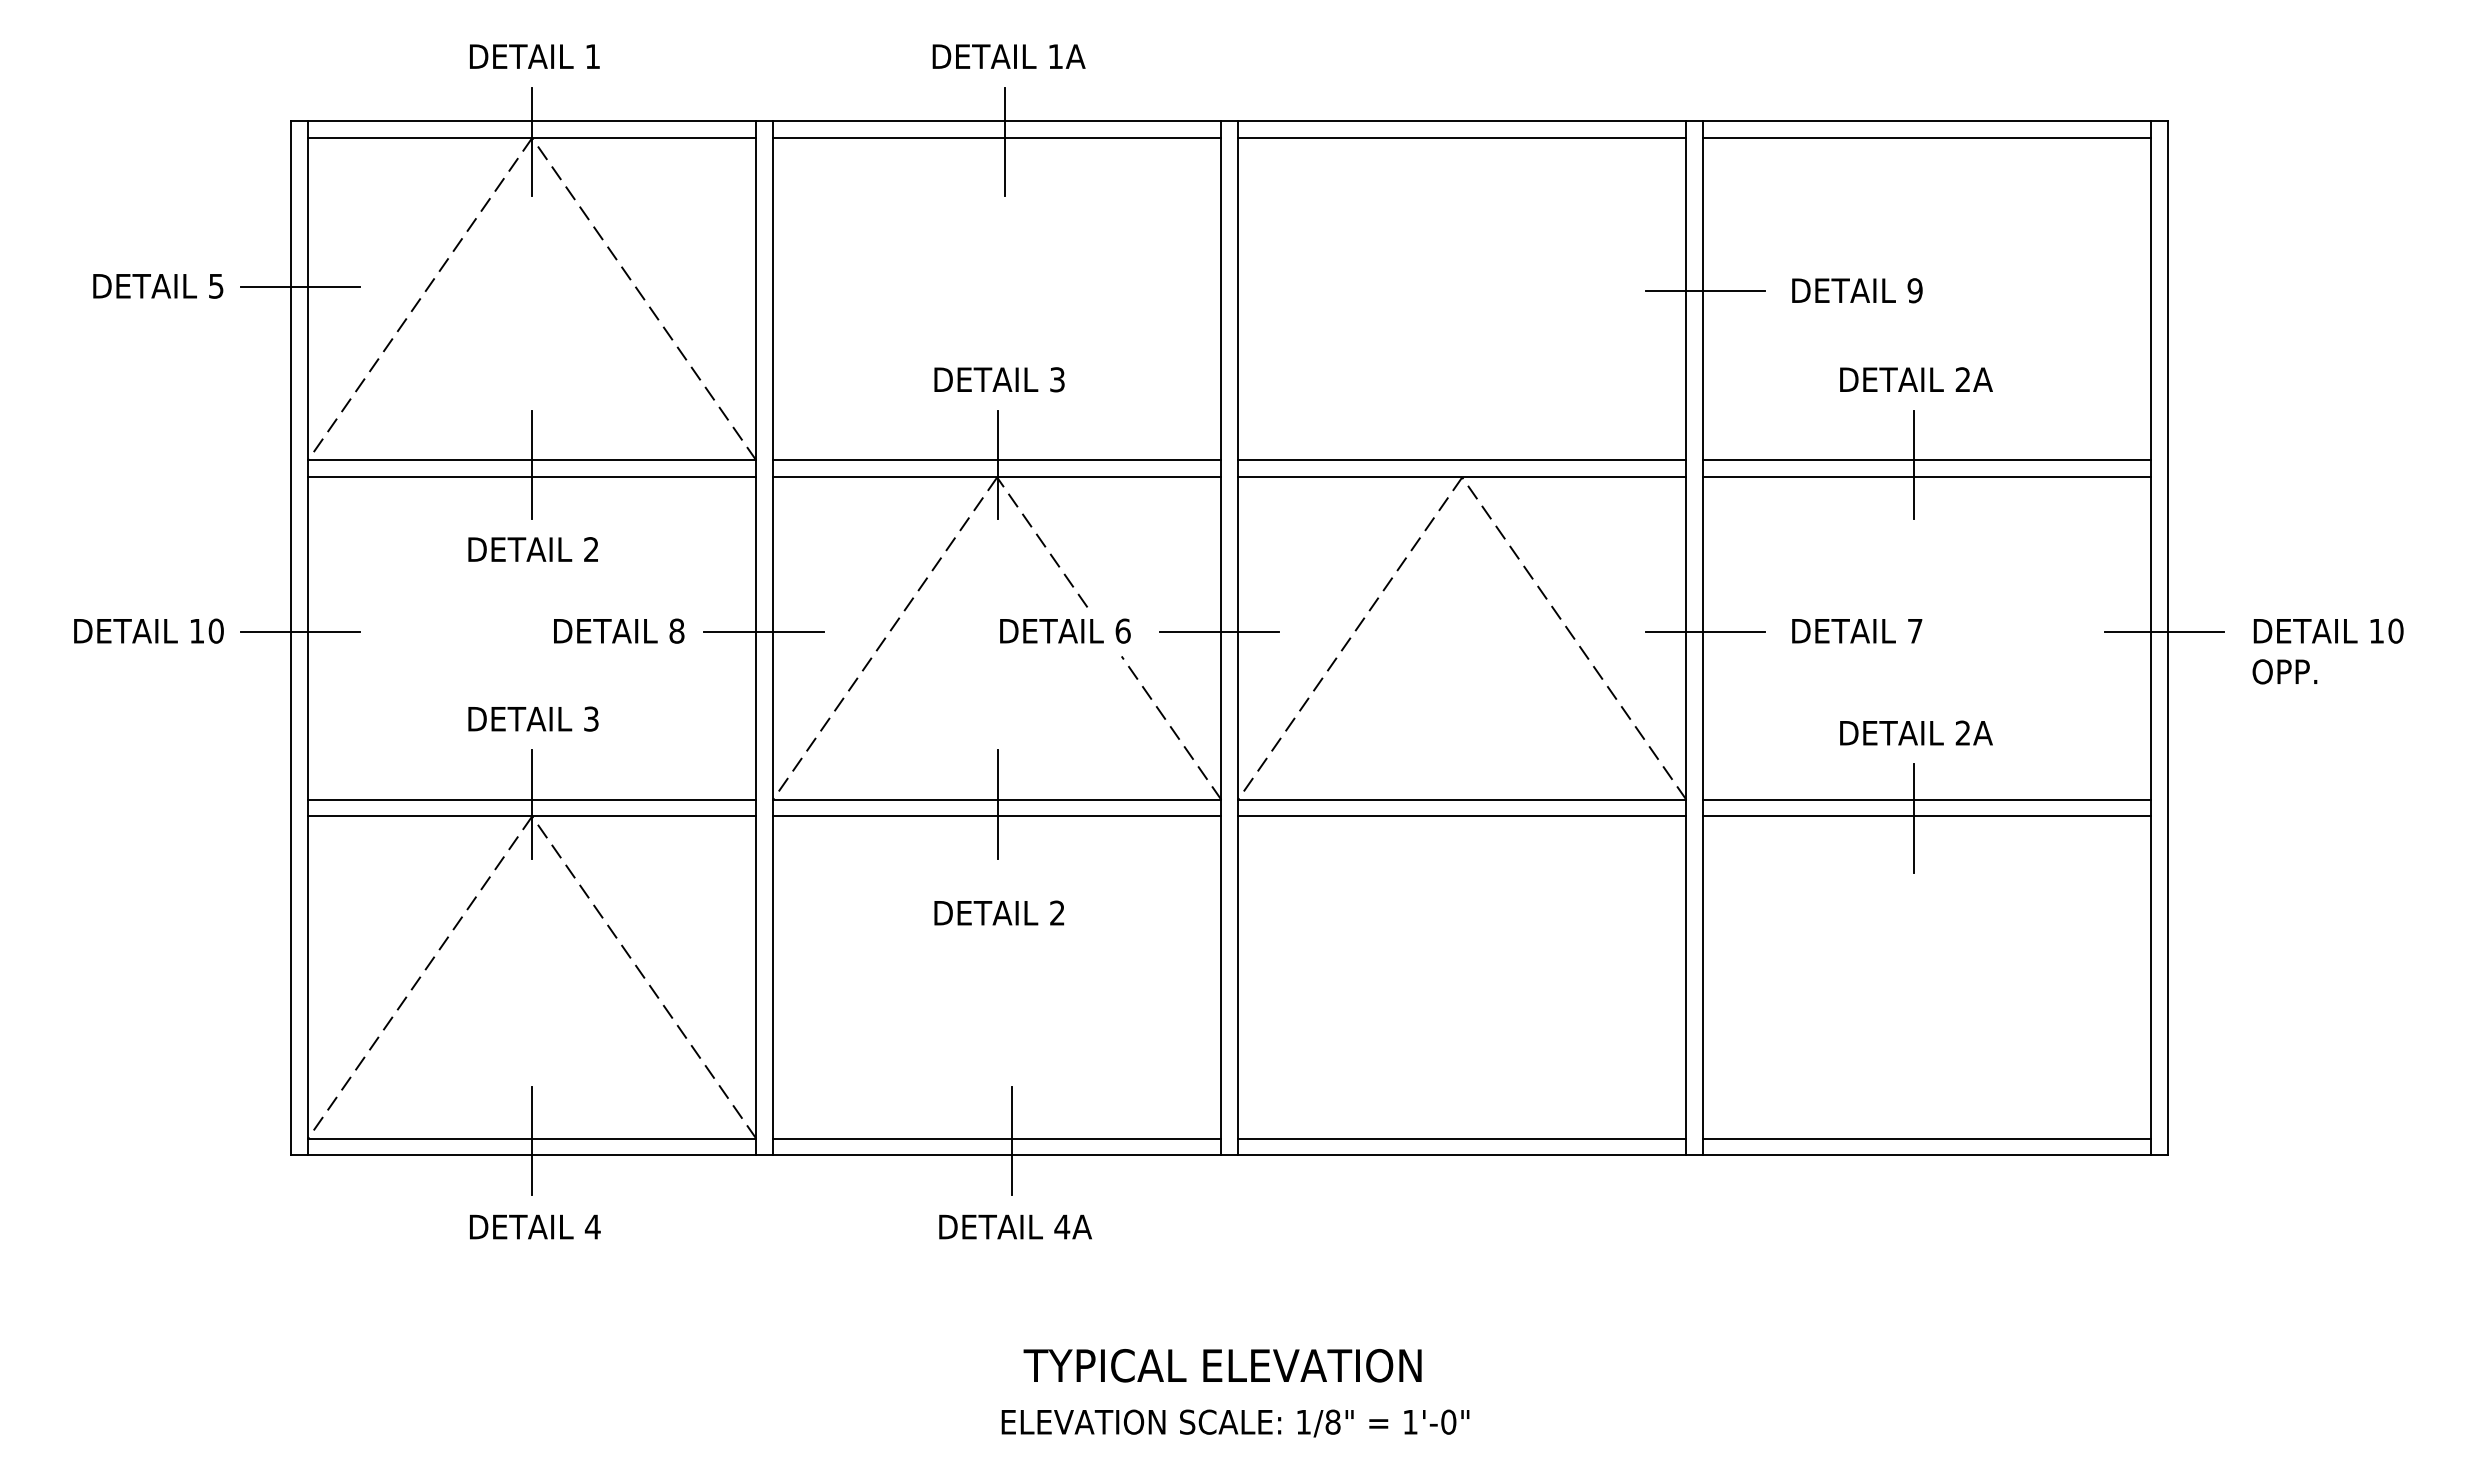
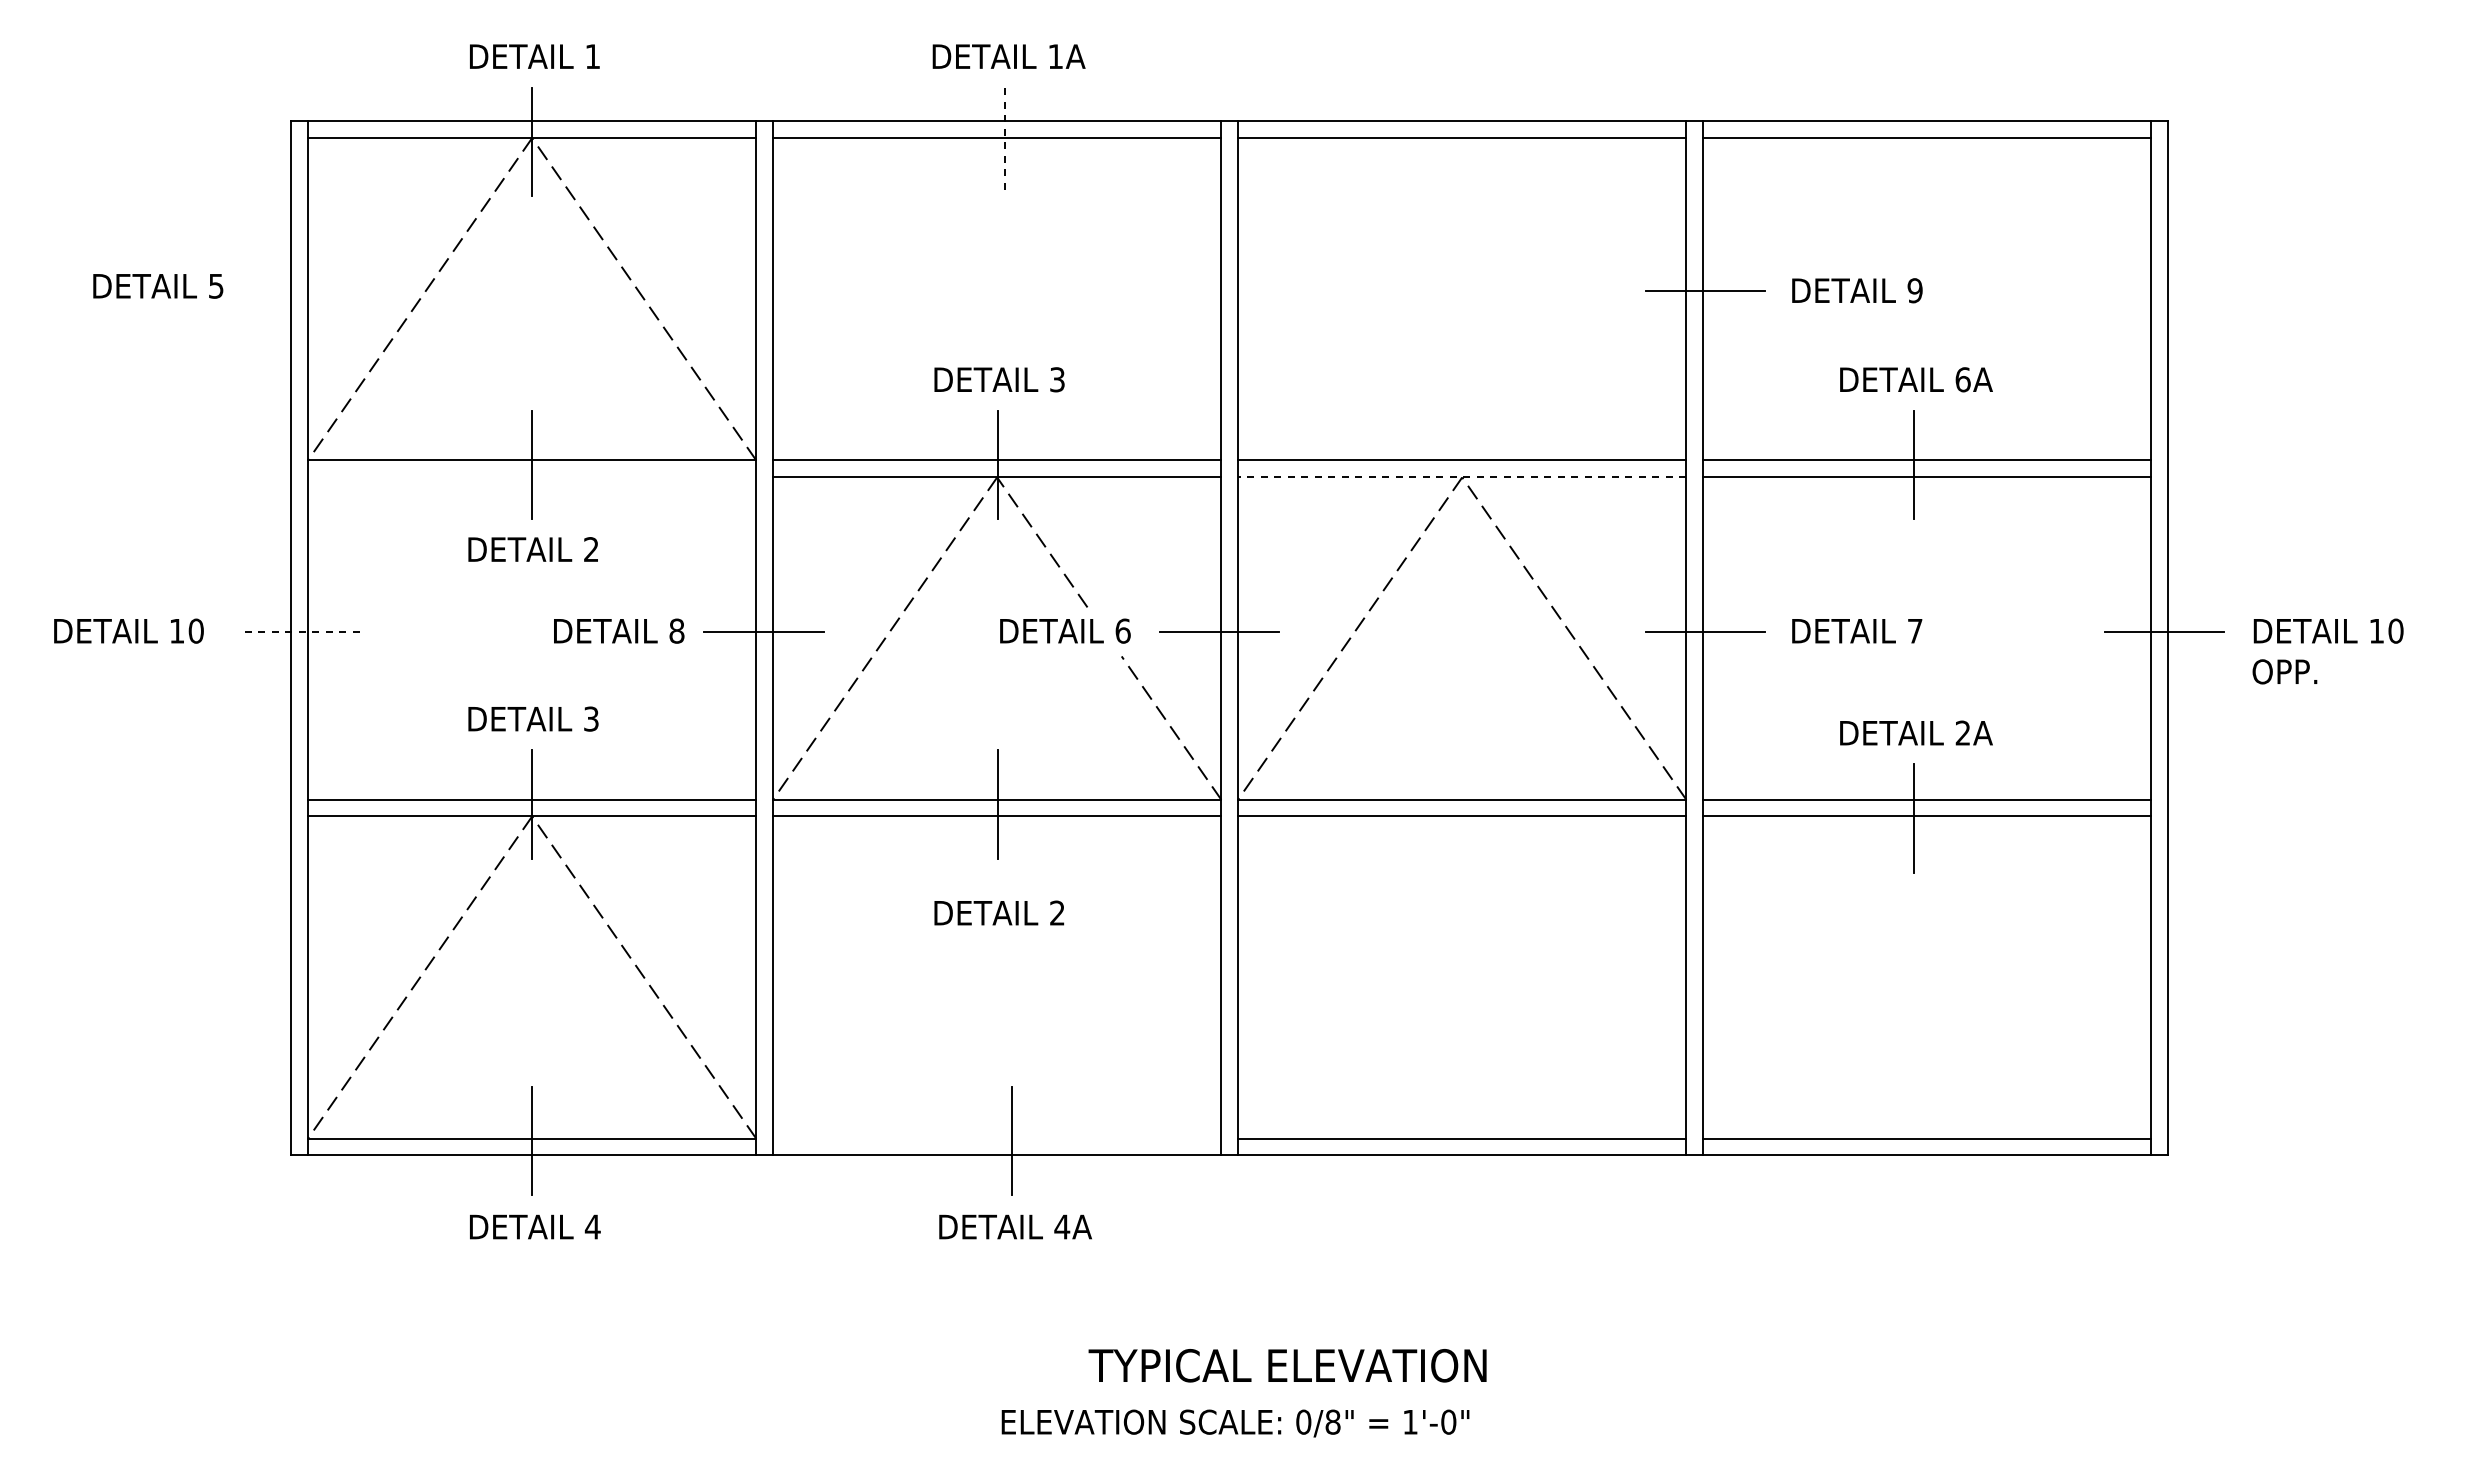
line: solid -> dashed (1005, 142)
line: present -> none (299, 286)
text: 2A -> 6A (1962, 379)
line: present -> none (531, 477)
line: solid -> dashed (1461, 477)
text position: (148, 630) -> (128, 630) (128, 630)
line: solid -> dashed (300, 631)
line: present -> none (996, 1138)
text position: (1222, 1365) -> (1287, 1365) (1287, 1365)
text: 1/8" -> 0/8" (1303, 1421)
